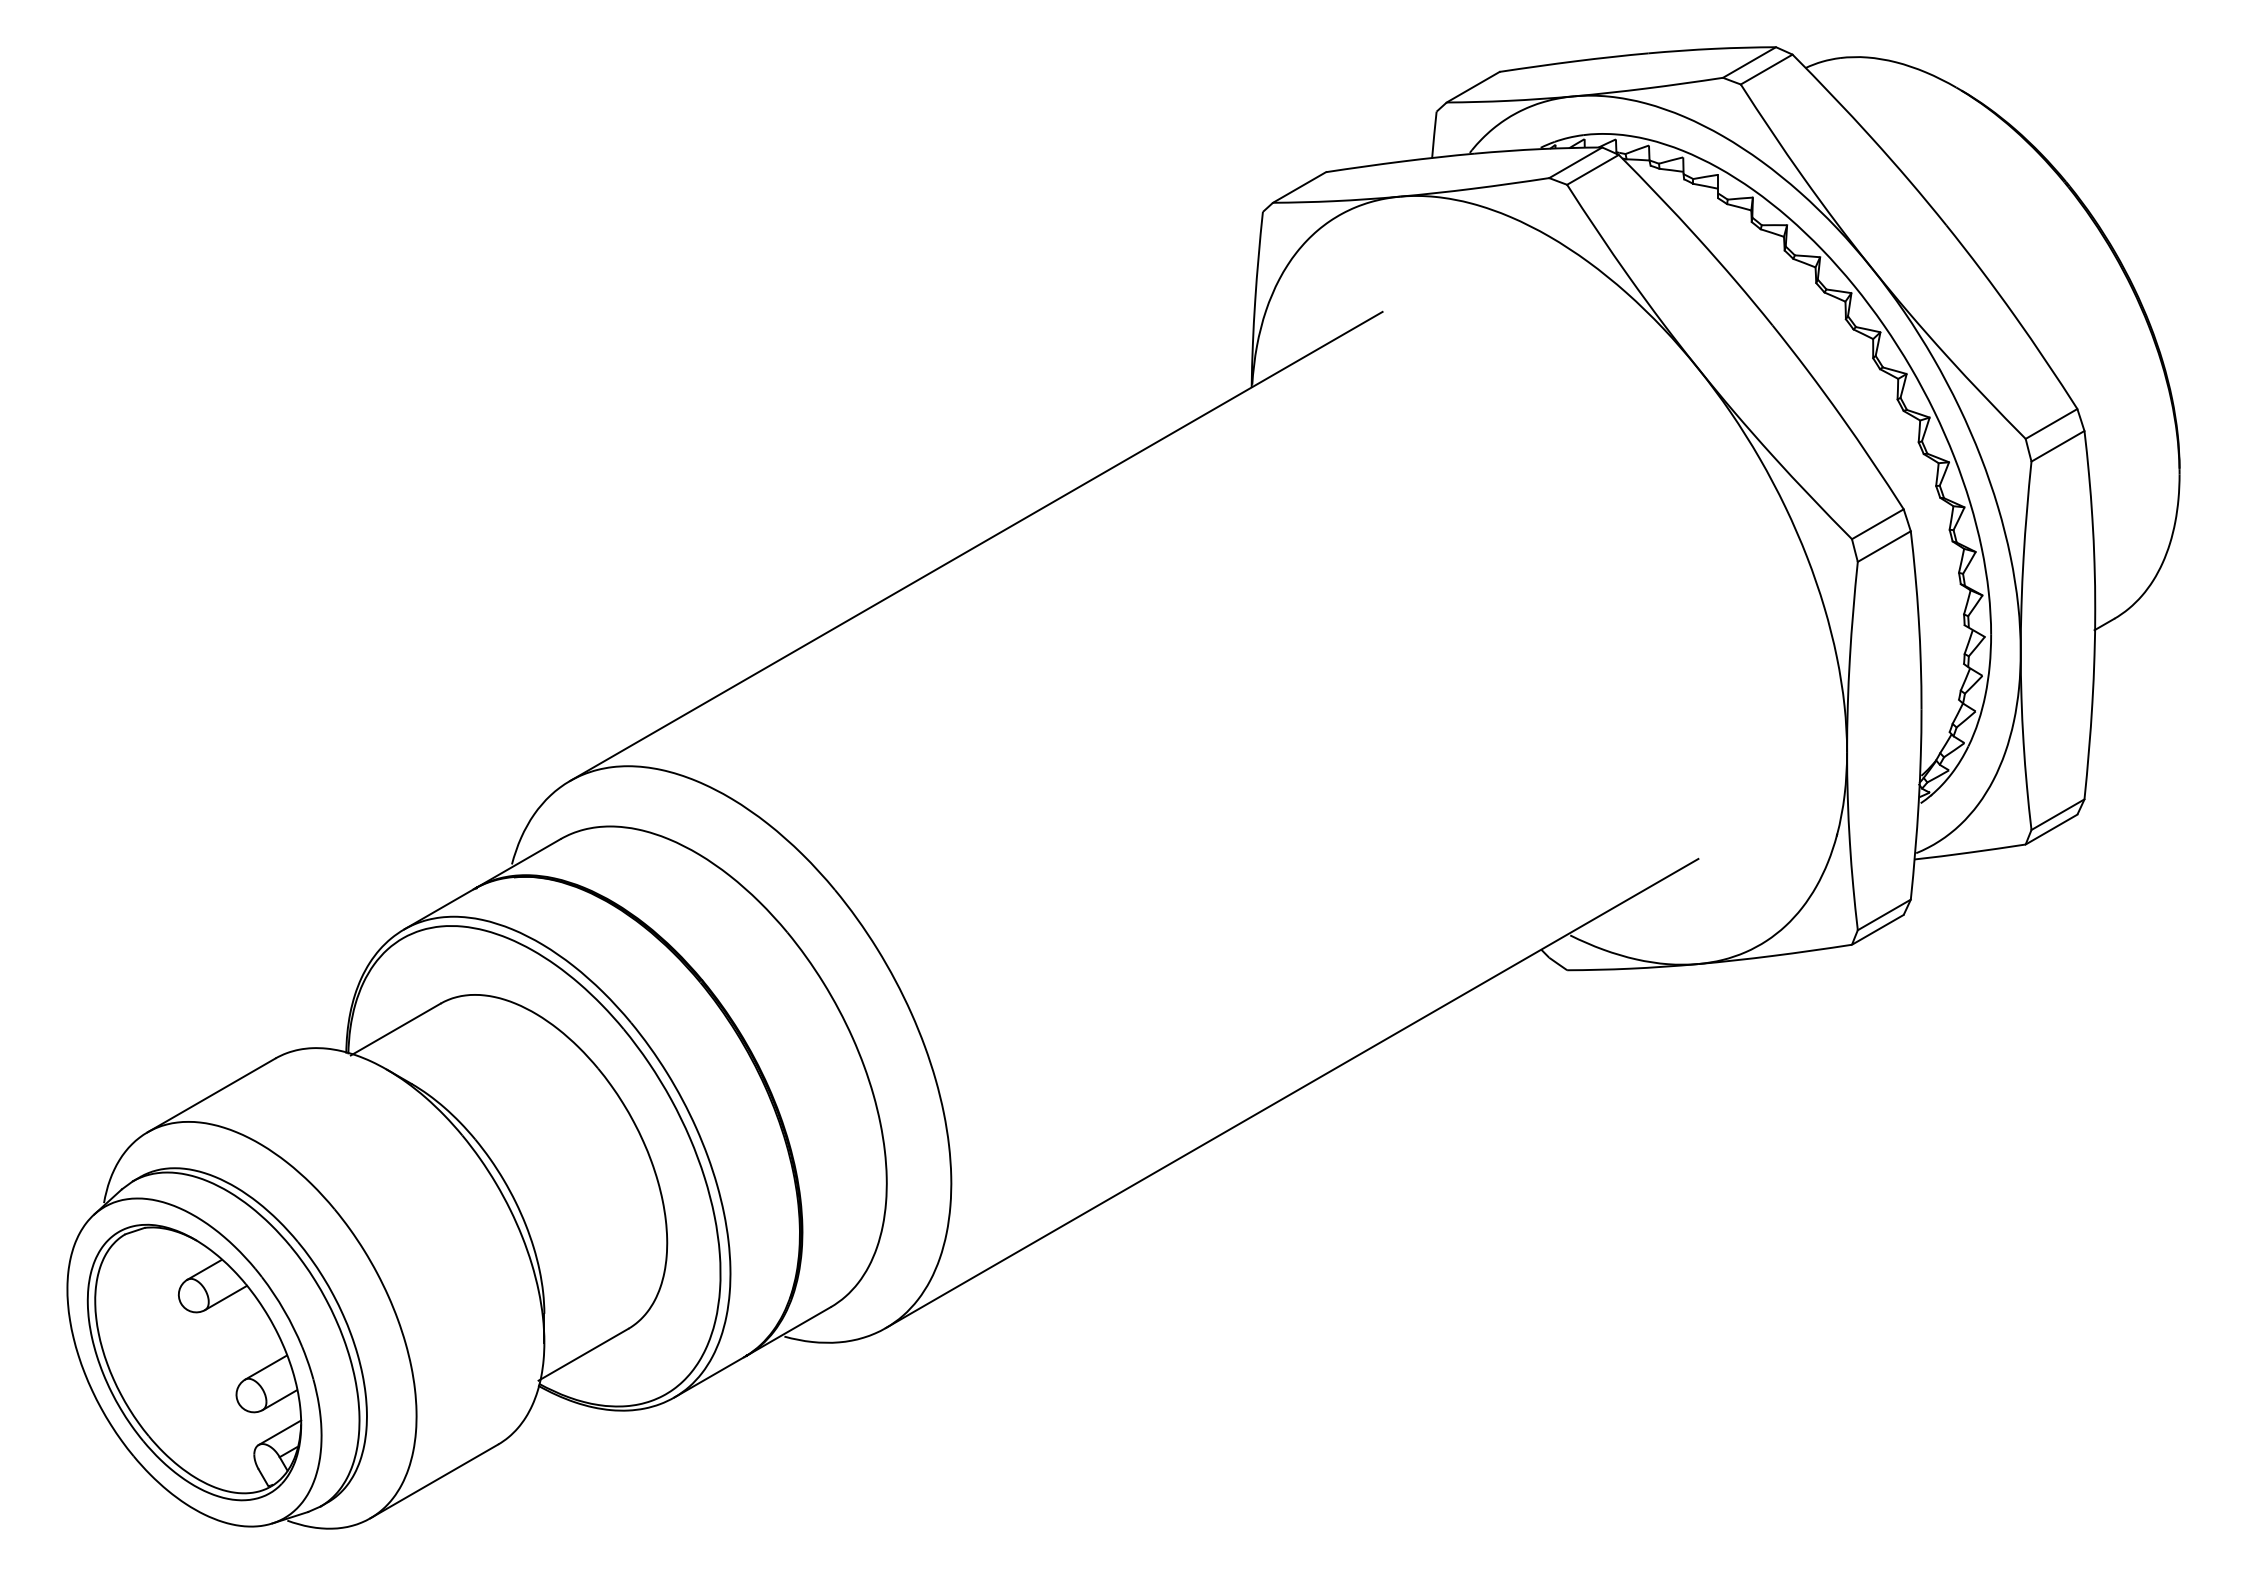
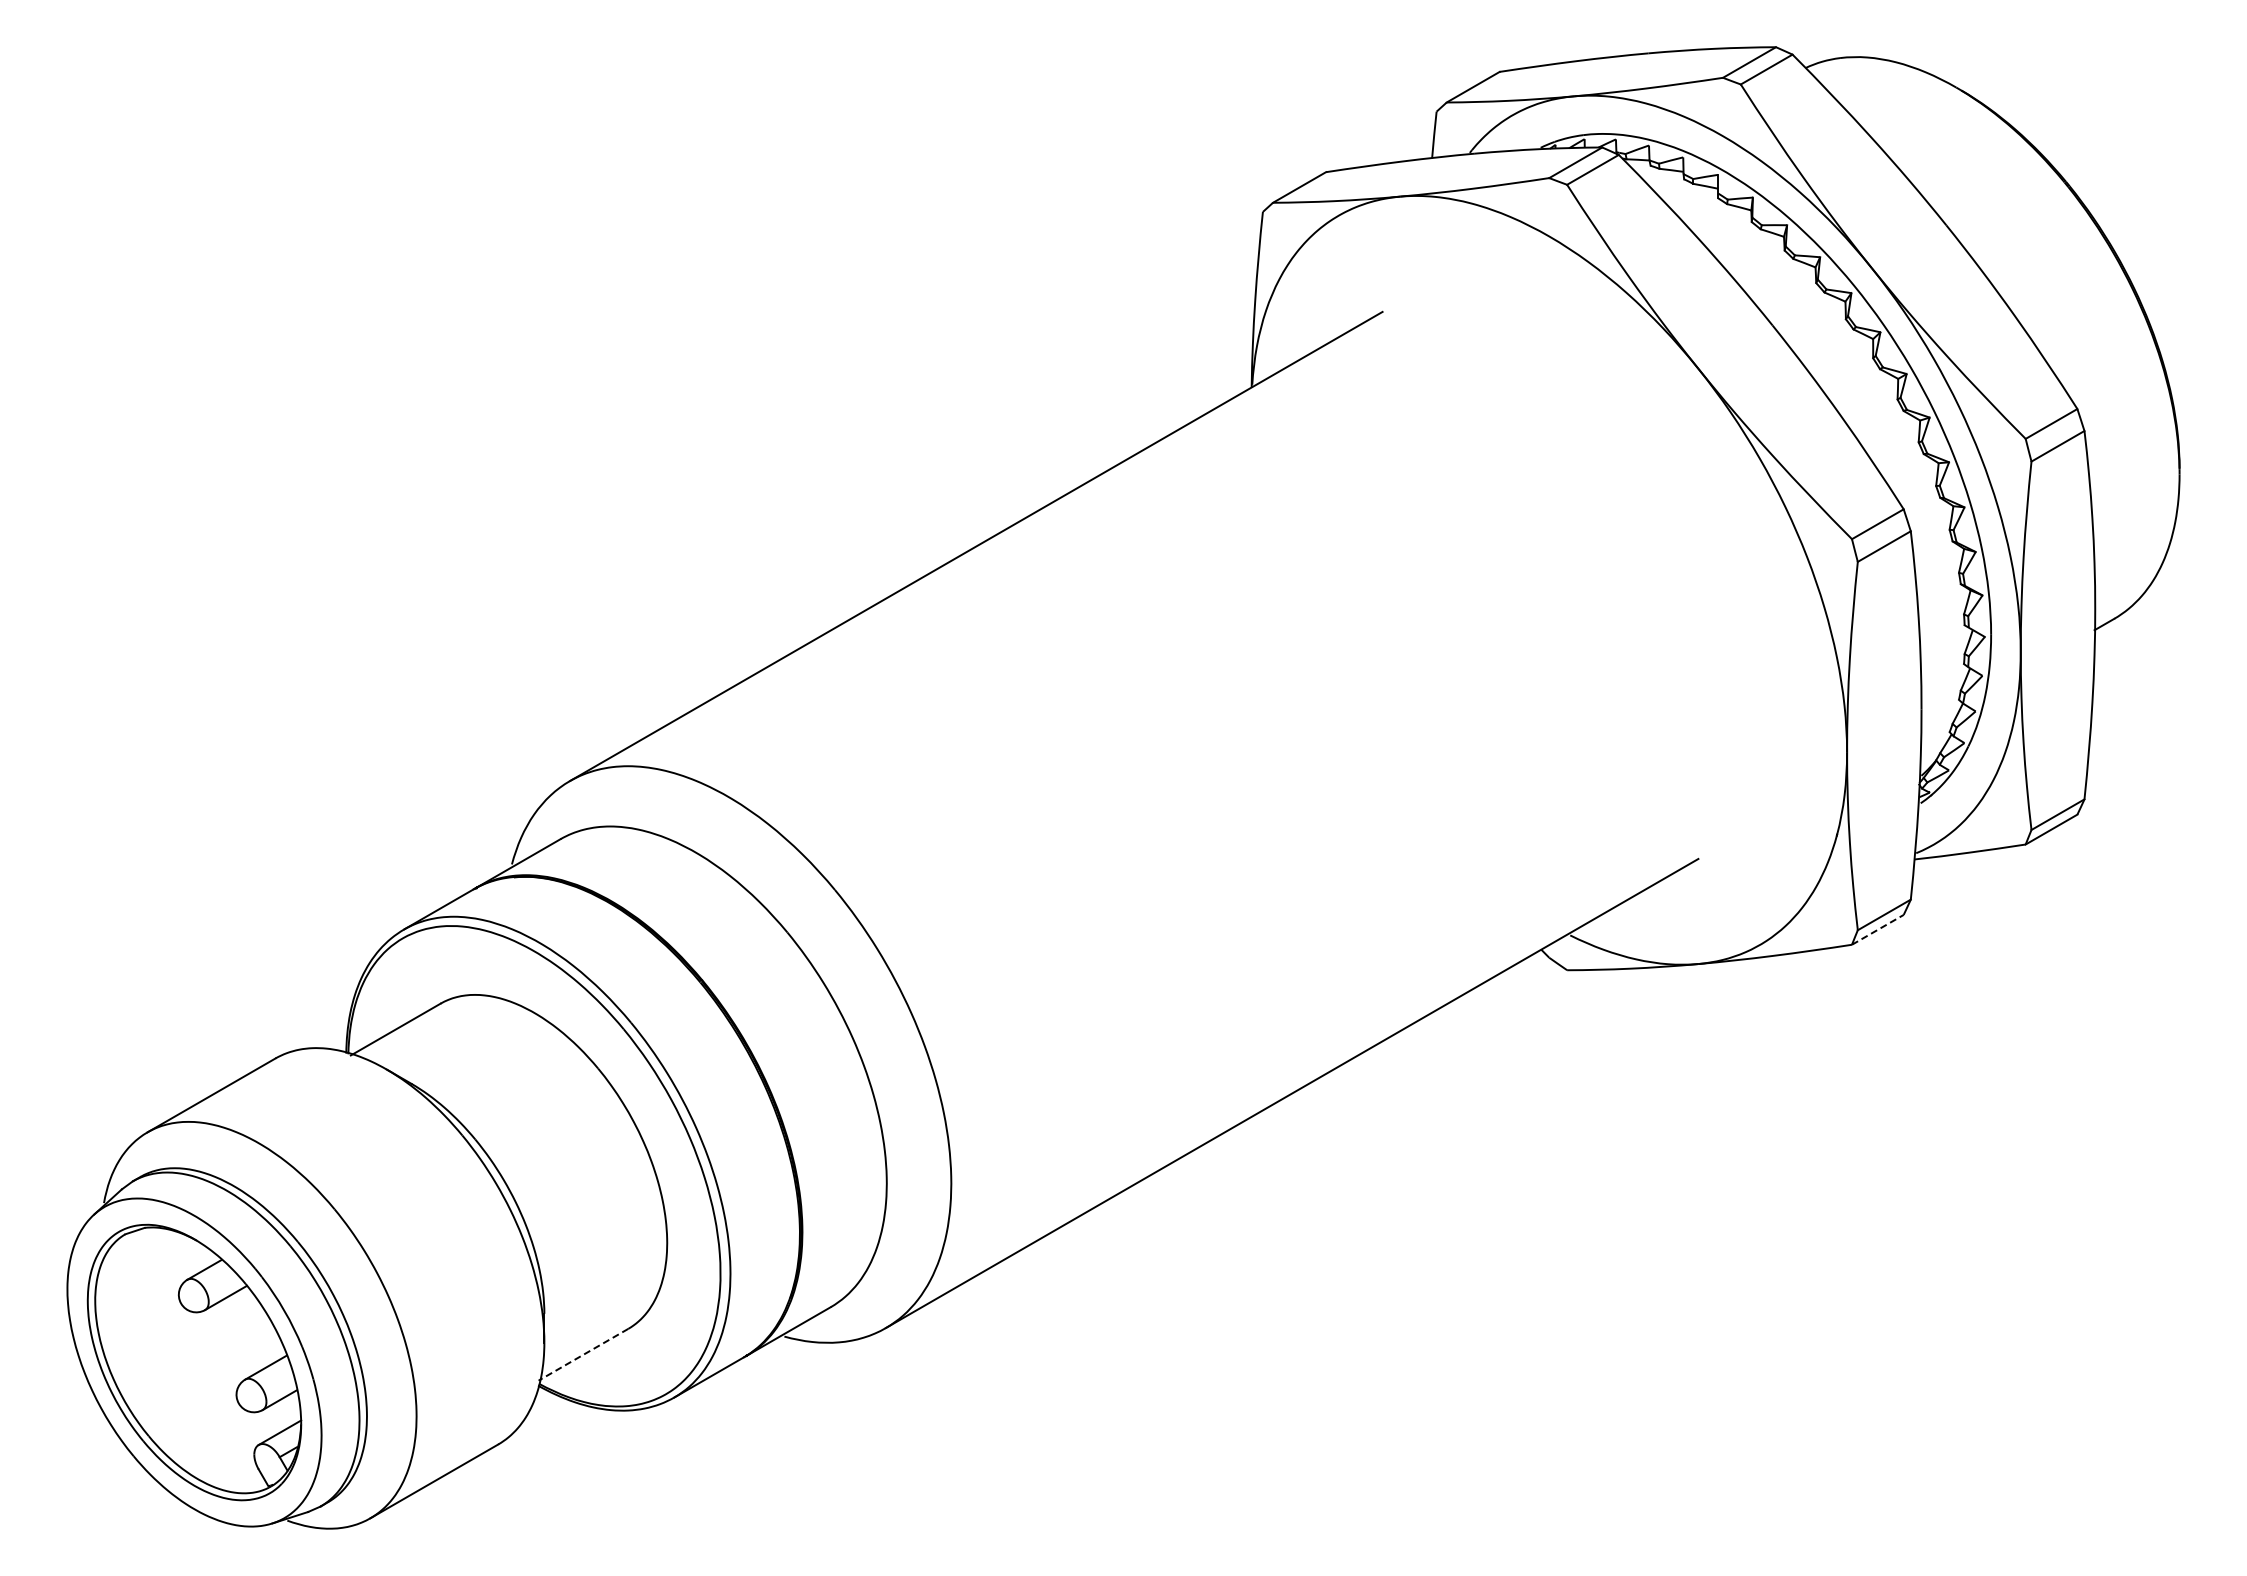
line: solid -> dashed (1877, 929)
line: solid -> dashed (583, 1354)
